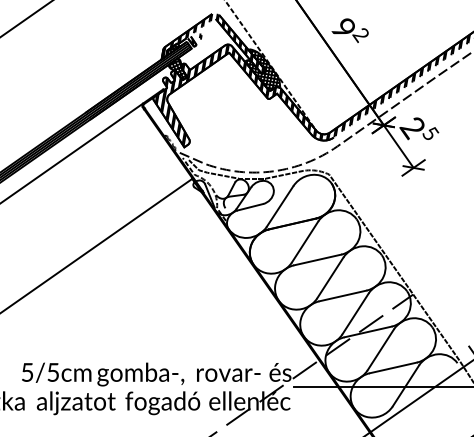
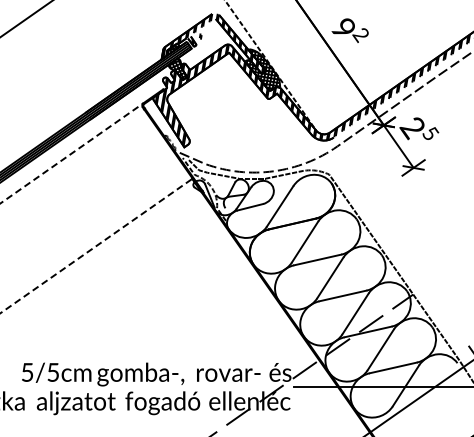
line: solid -> dashed (72, 153)
line: solid -> dashed (96, 246)
